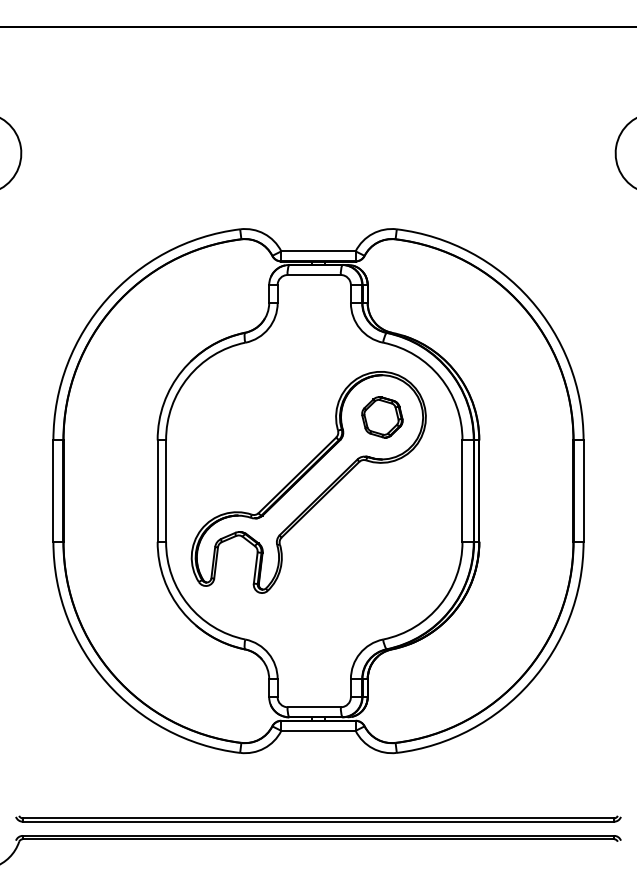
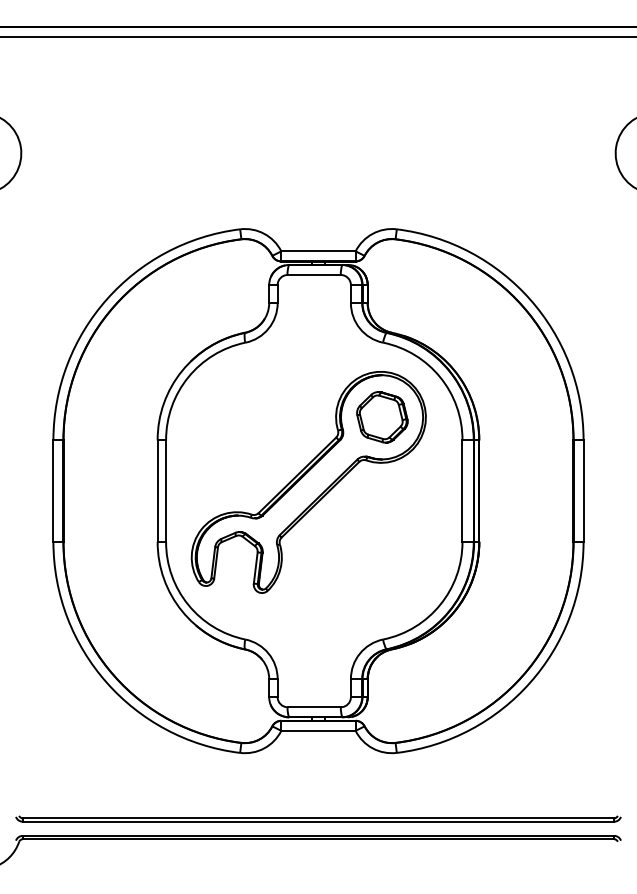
line: none -> present (317, 36)
part size: 43x43 px -> 53x53 px (382, 417)
